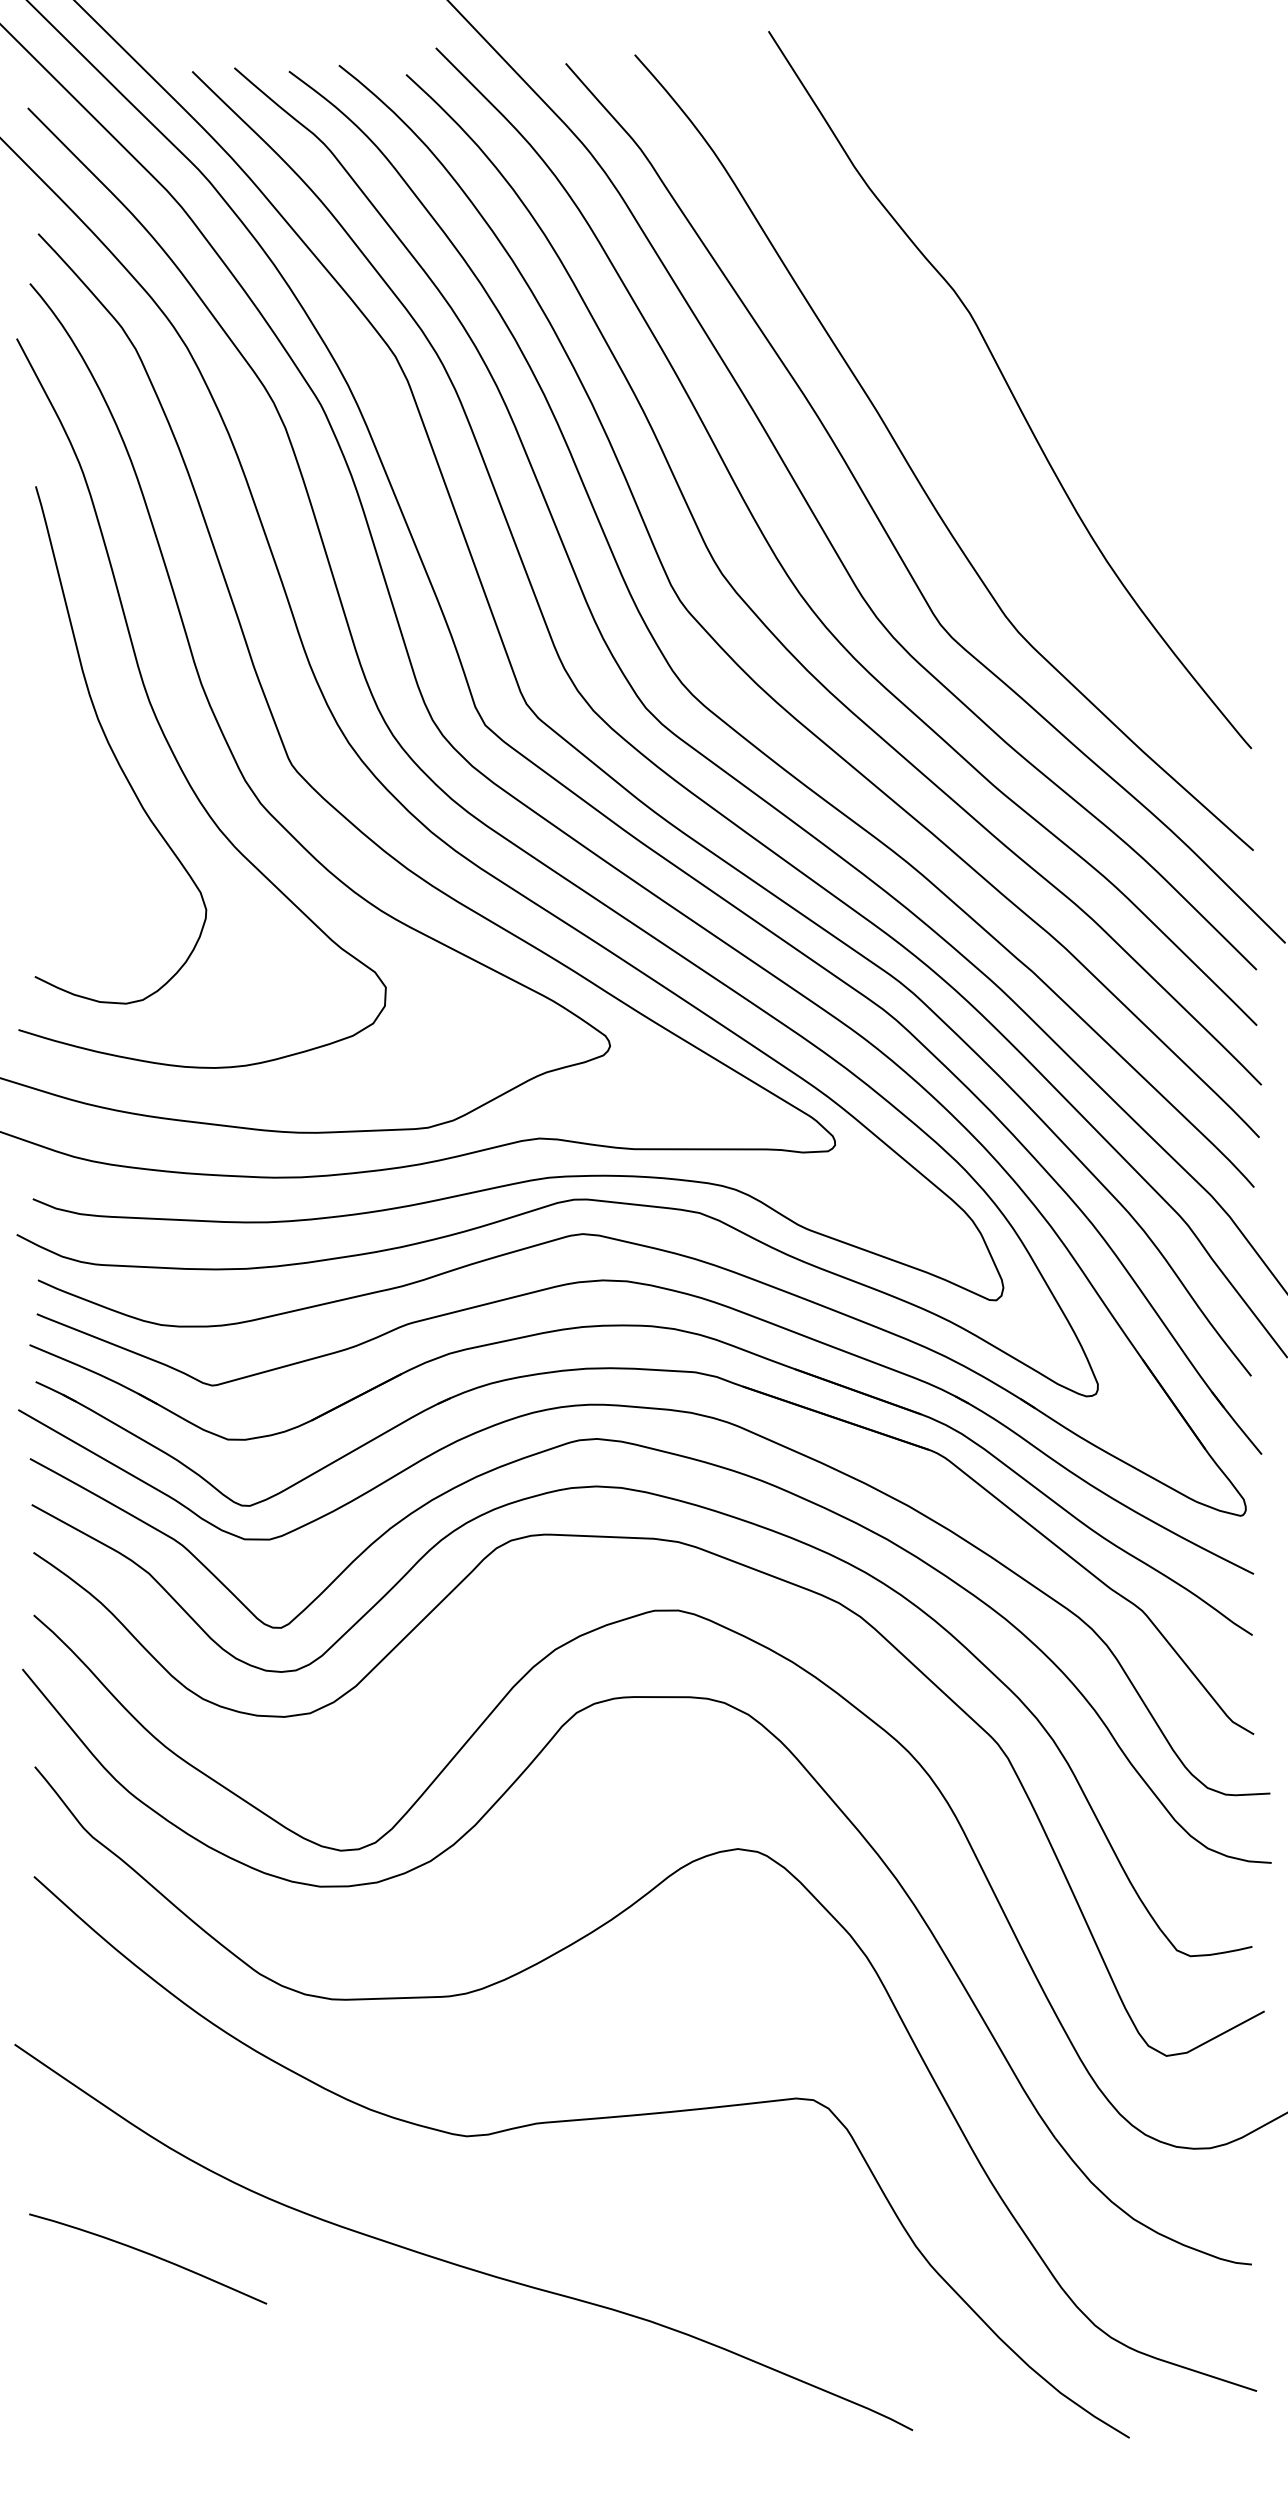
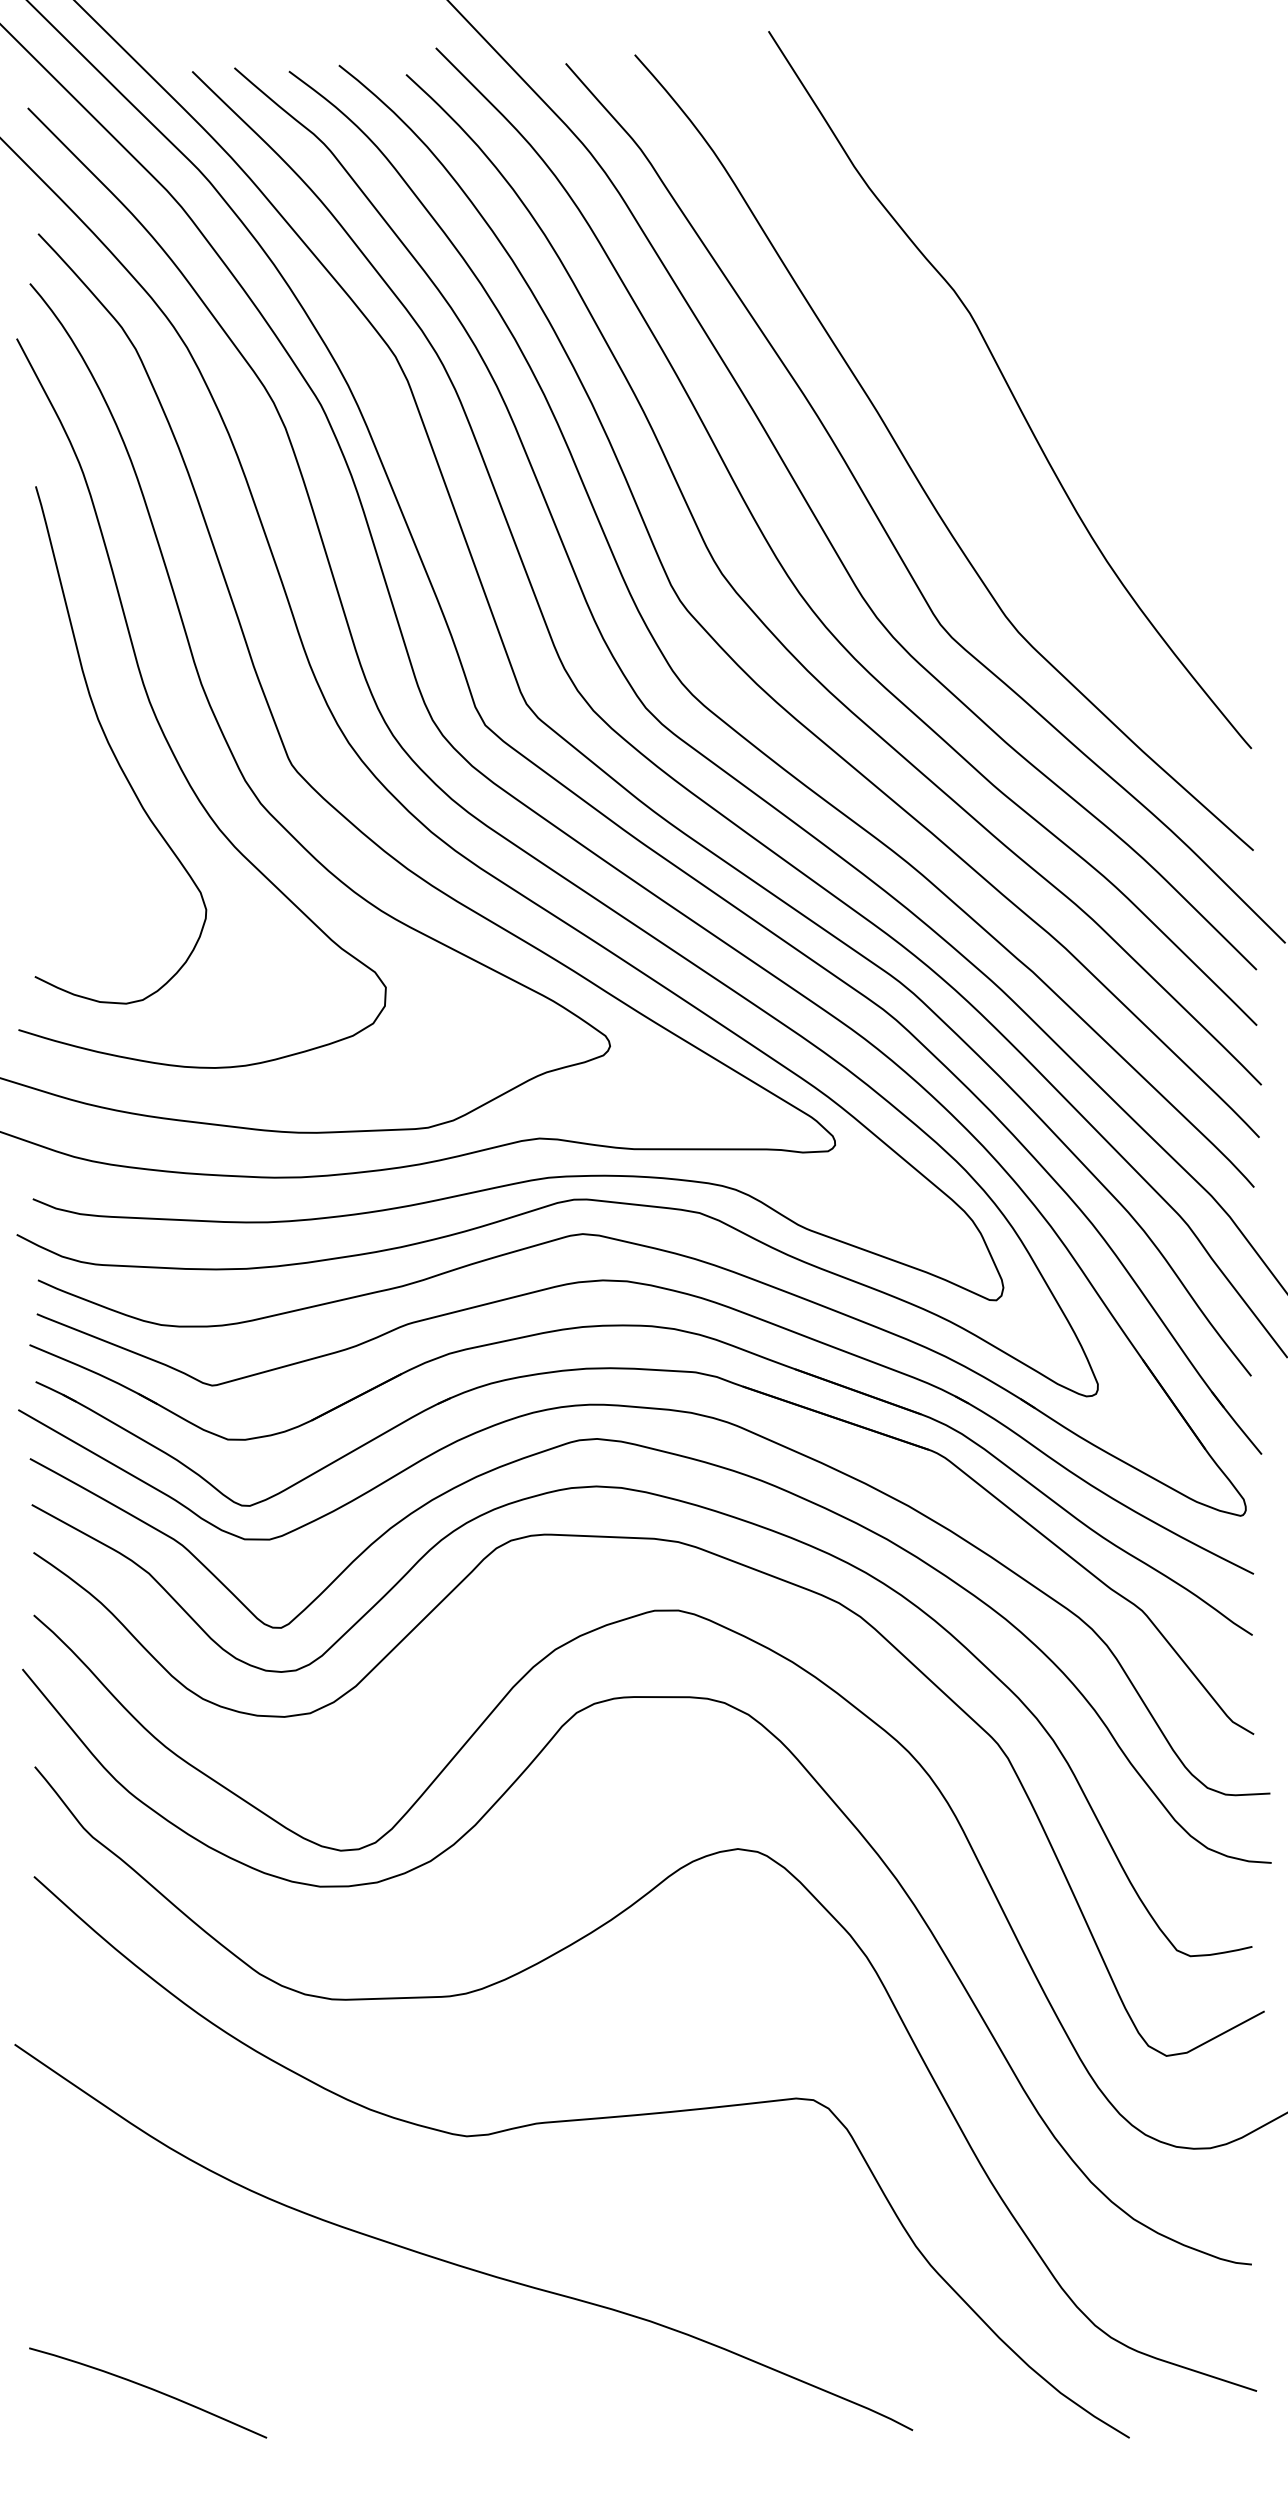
curve position: (149, 2255) -> (149, 2389) (149, 2389)
